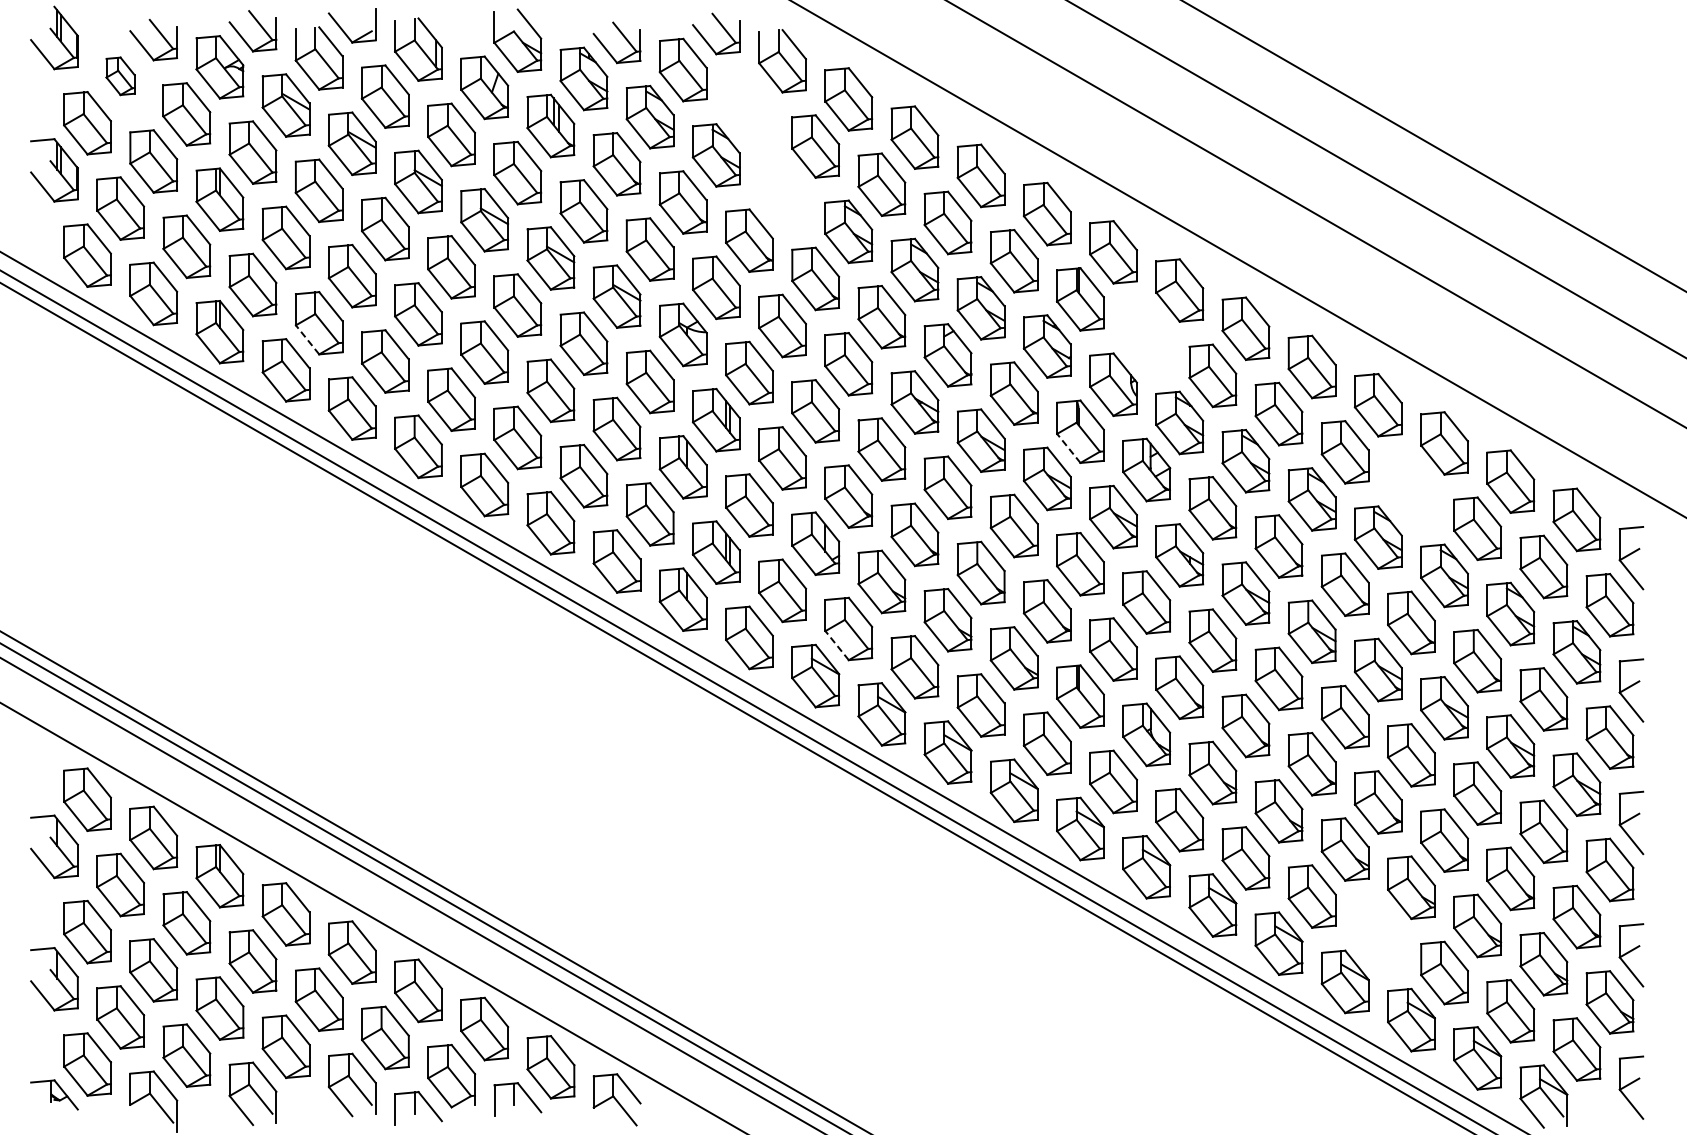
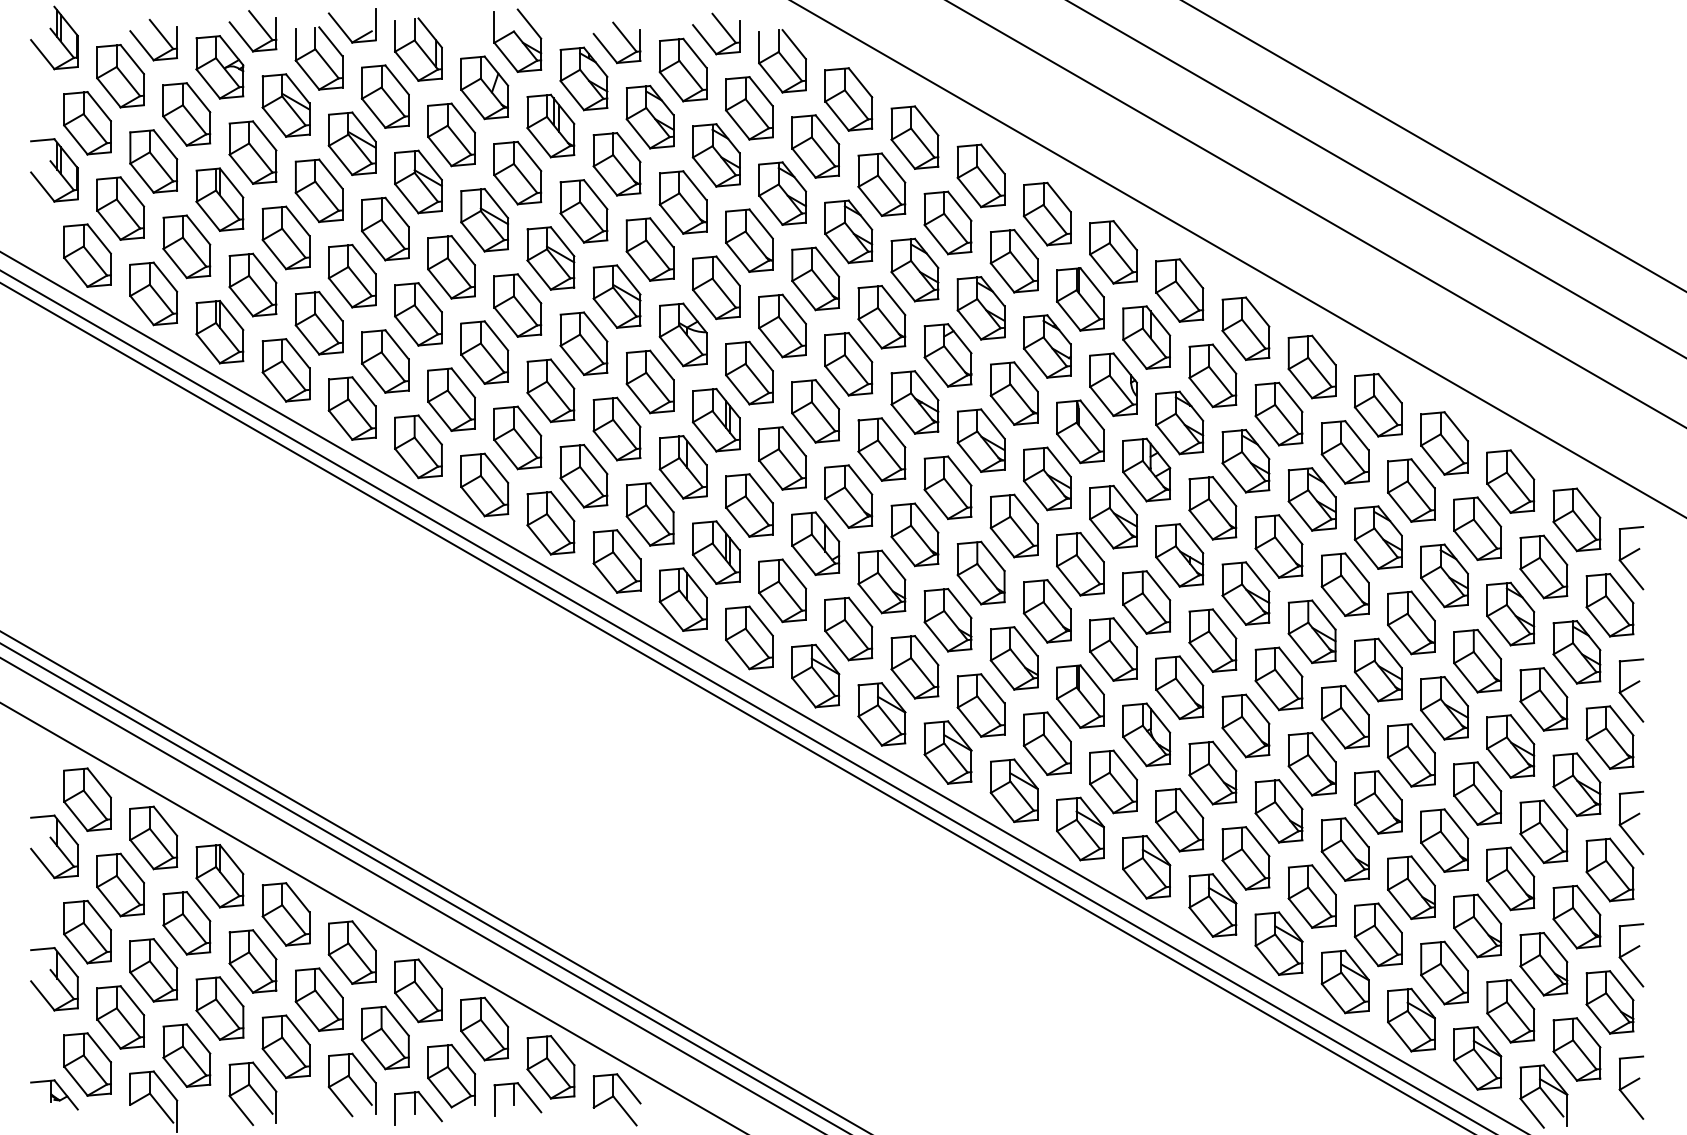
part size: 31x41 px -> 49x65 px (120, 76)
part: none -> present (749, 108)
part: none -> present (782, 193)
part: none -> present (1146, 337)
line: dashed -> solid (307, 339)
line: dashed -> solid (1068, 448)
part: none -> present (1411, 490)
line: dashed -> solid (837, 645)
part: none -> present (1377, 934)
